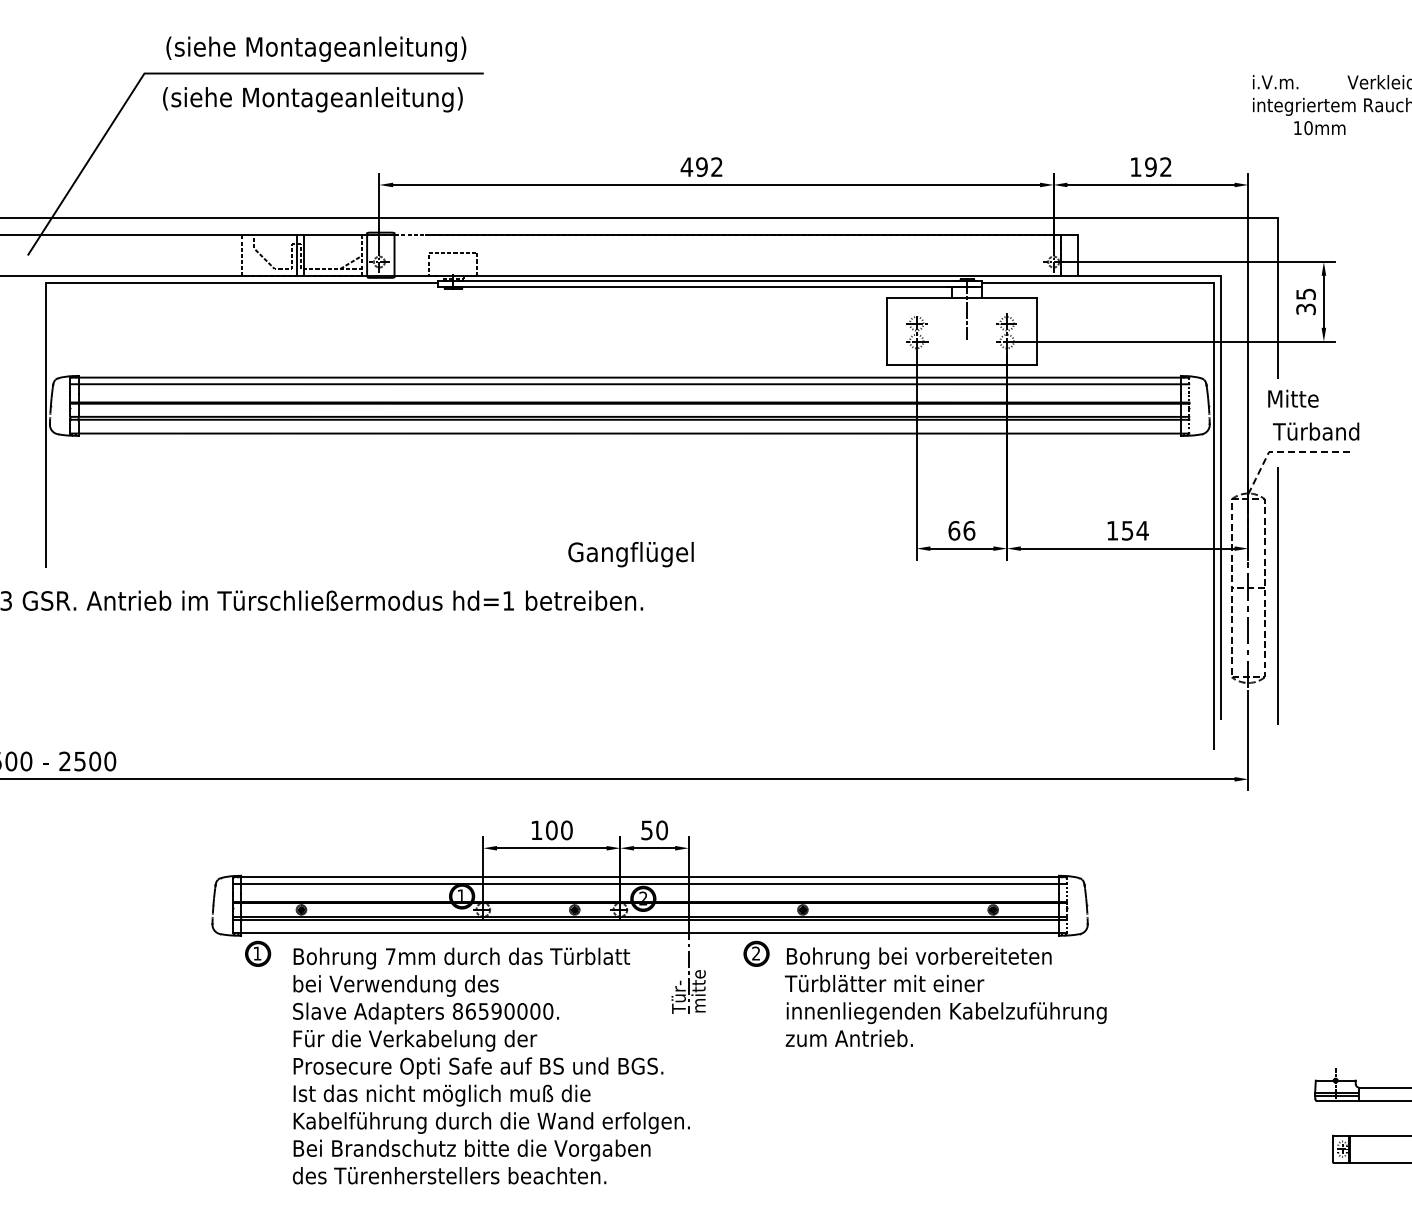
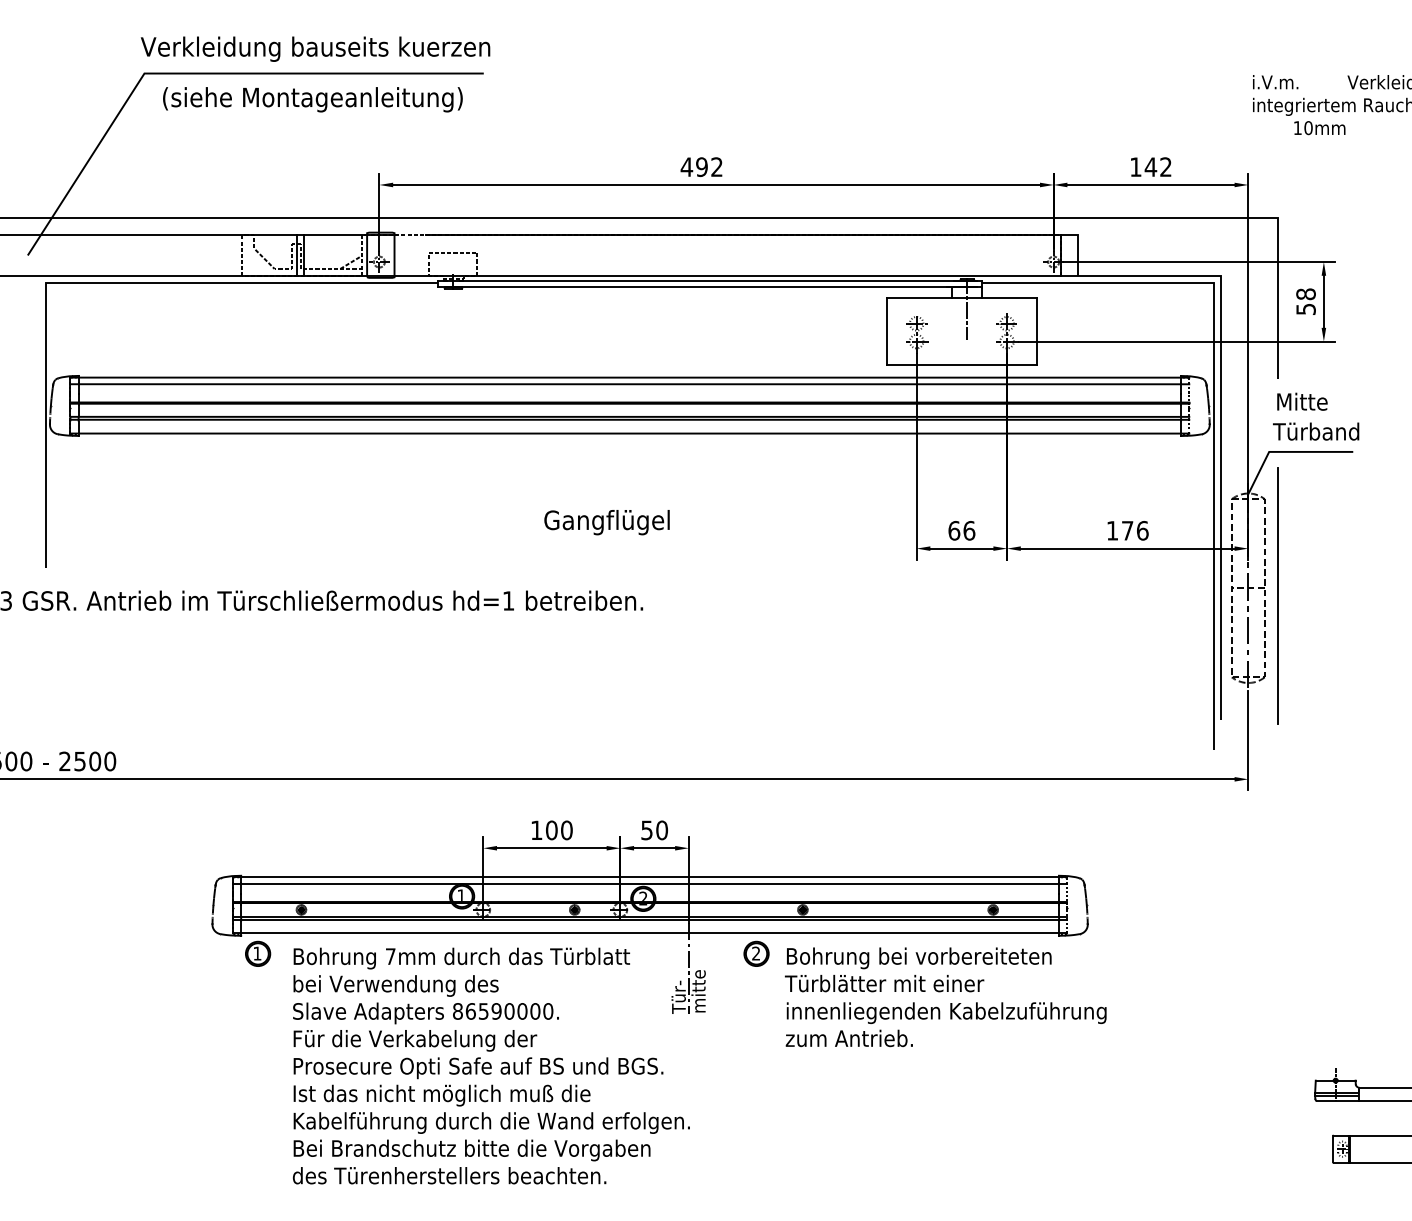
text: (siehe Montageanleitung) -> Verkleidung bauseits kuerzen (315, 48)
text: 192 -> 142 (1150, 167)
text: 35 -> 58 (1305, 301)
text position: (1293, 398) -> (1302, 401) (1302, 401)
line: dashed -> solid (1286, 451)
text: 154 -> 176 (1135, 530)
text position: (630, 554) -> (606, 522) (606, 522)
